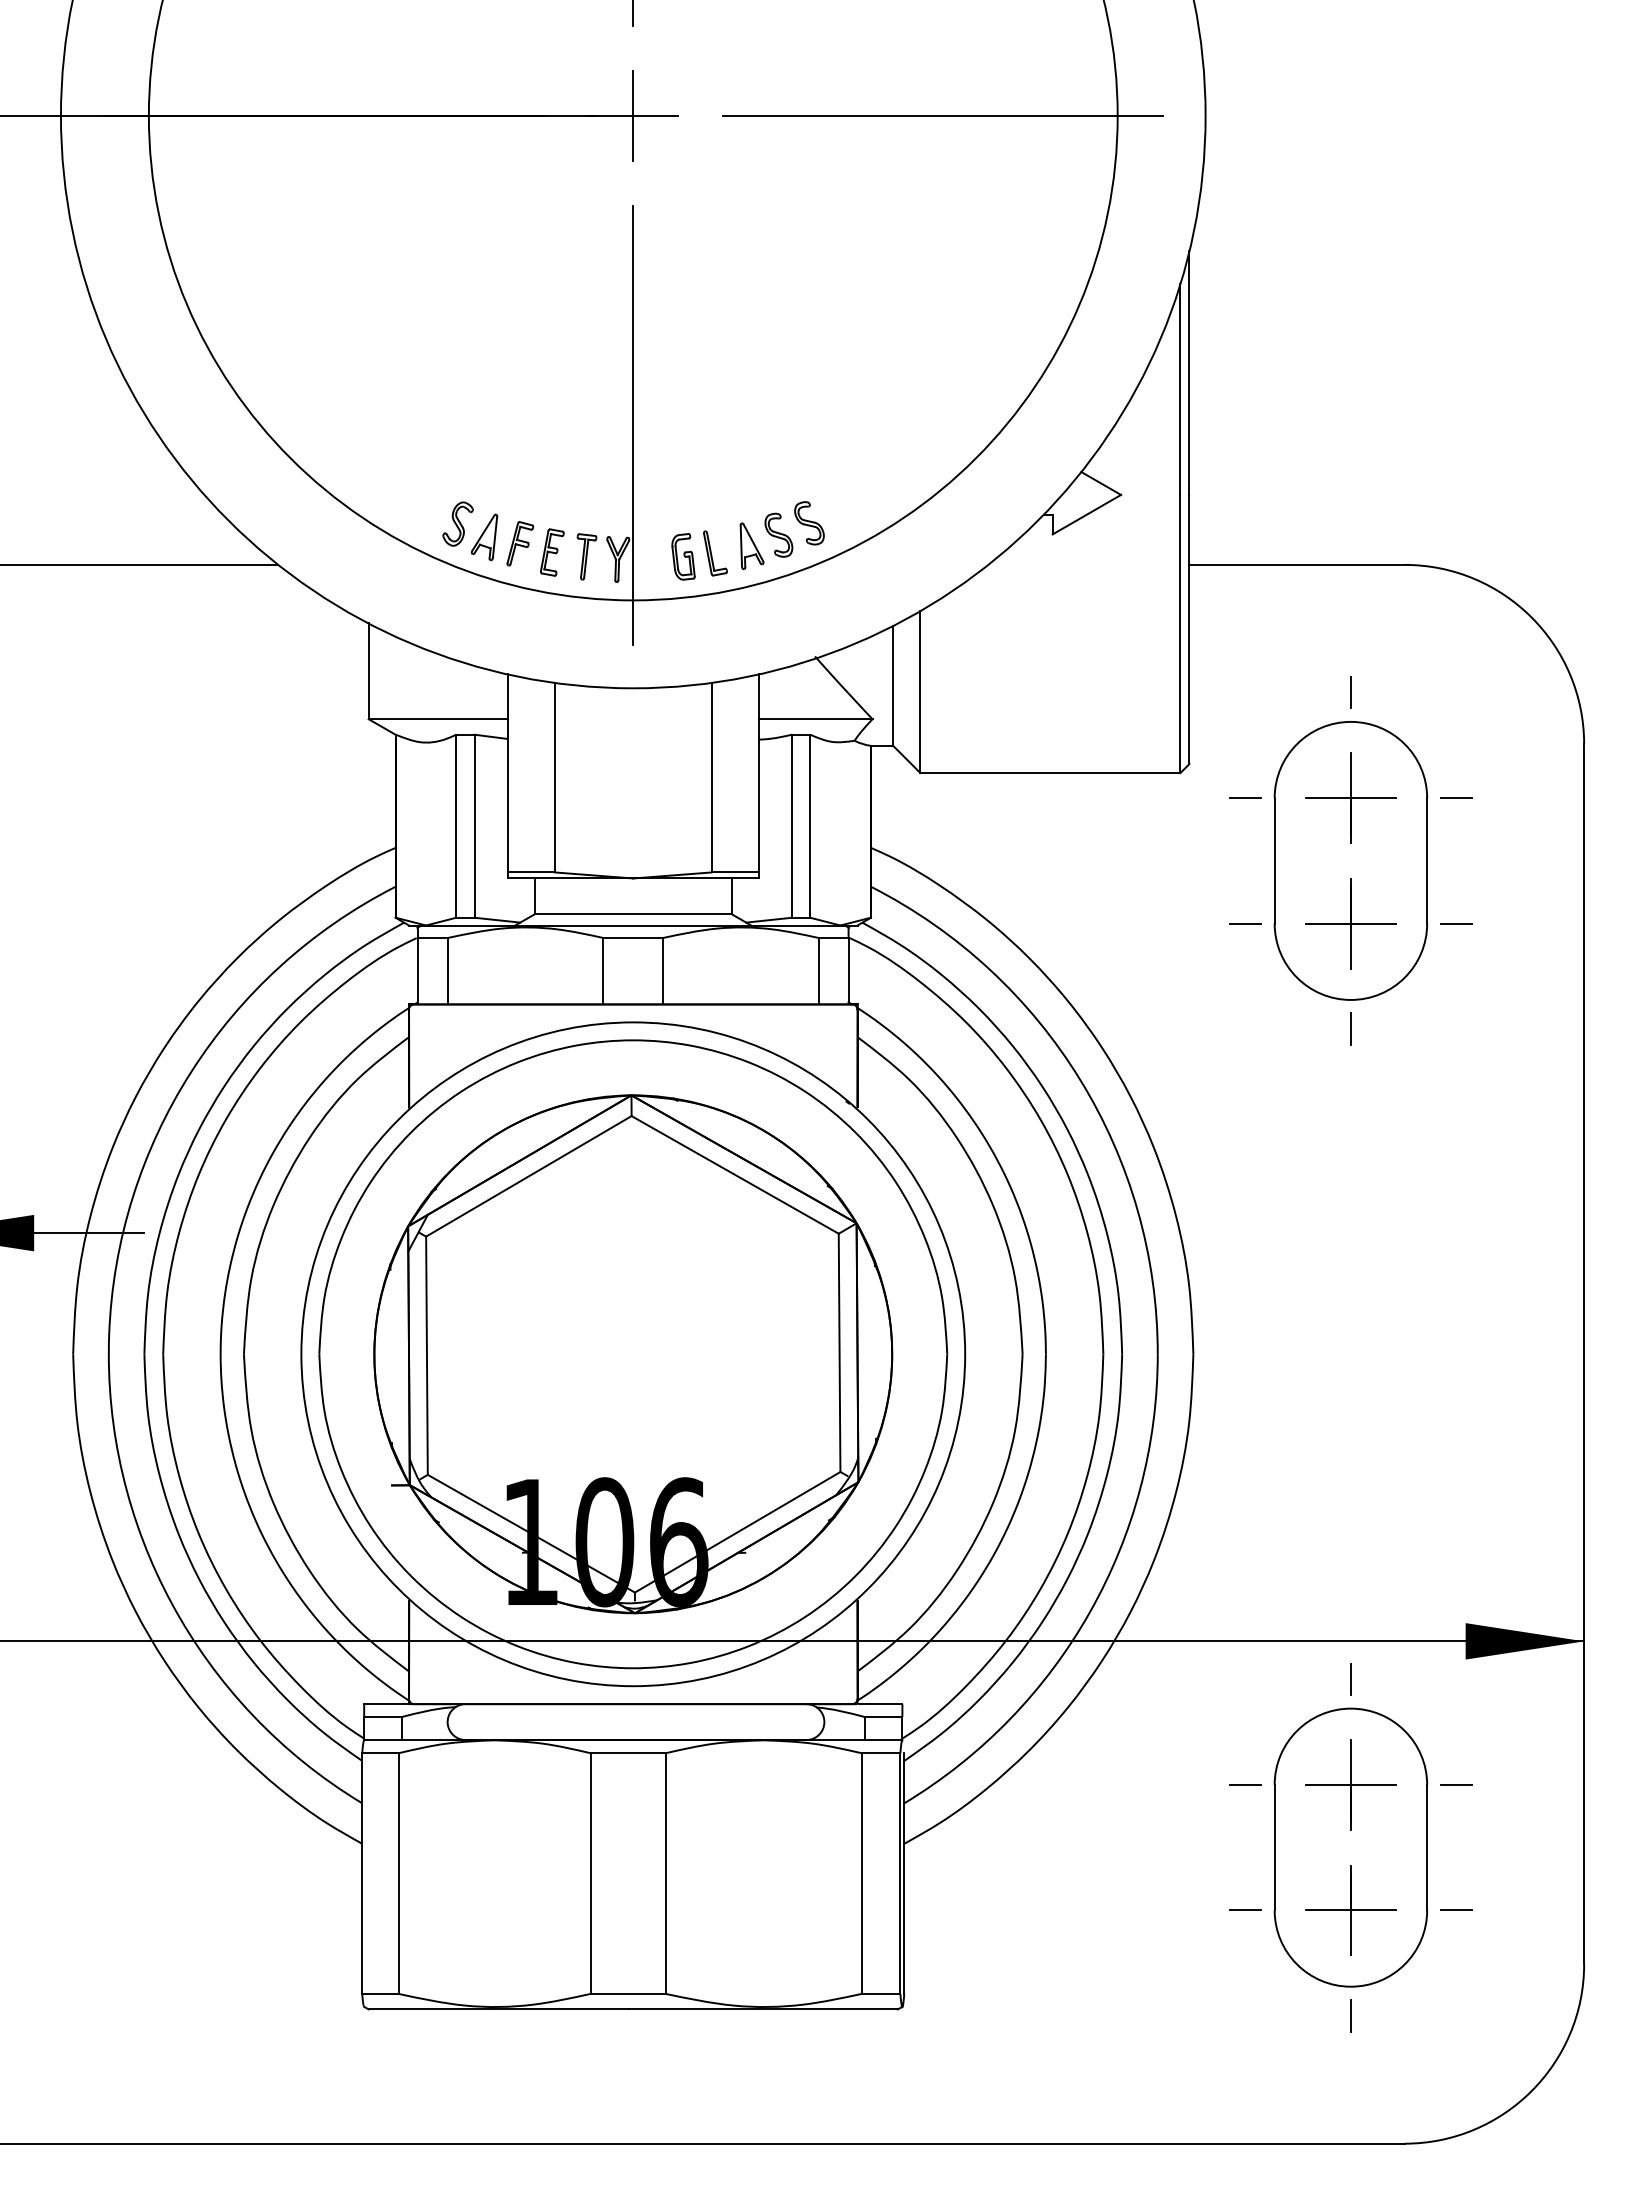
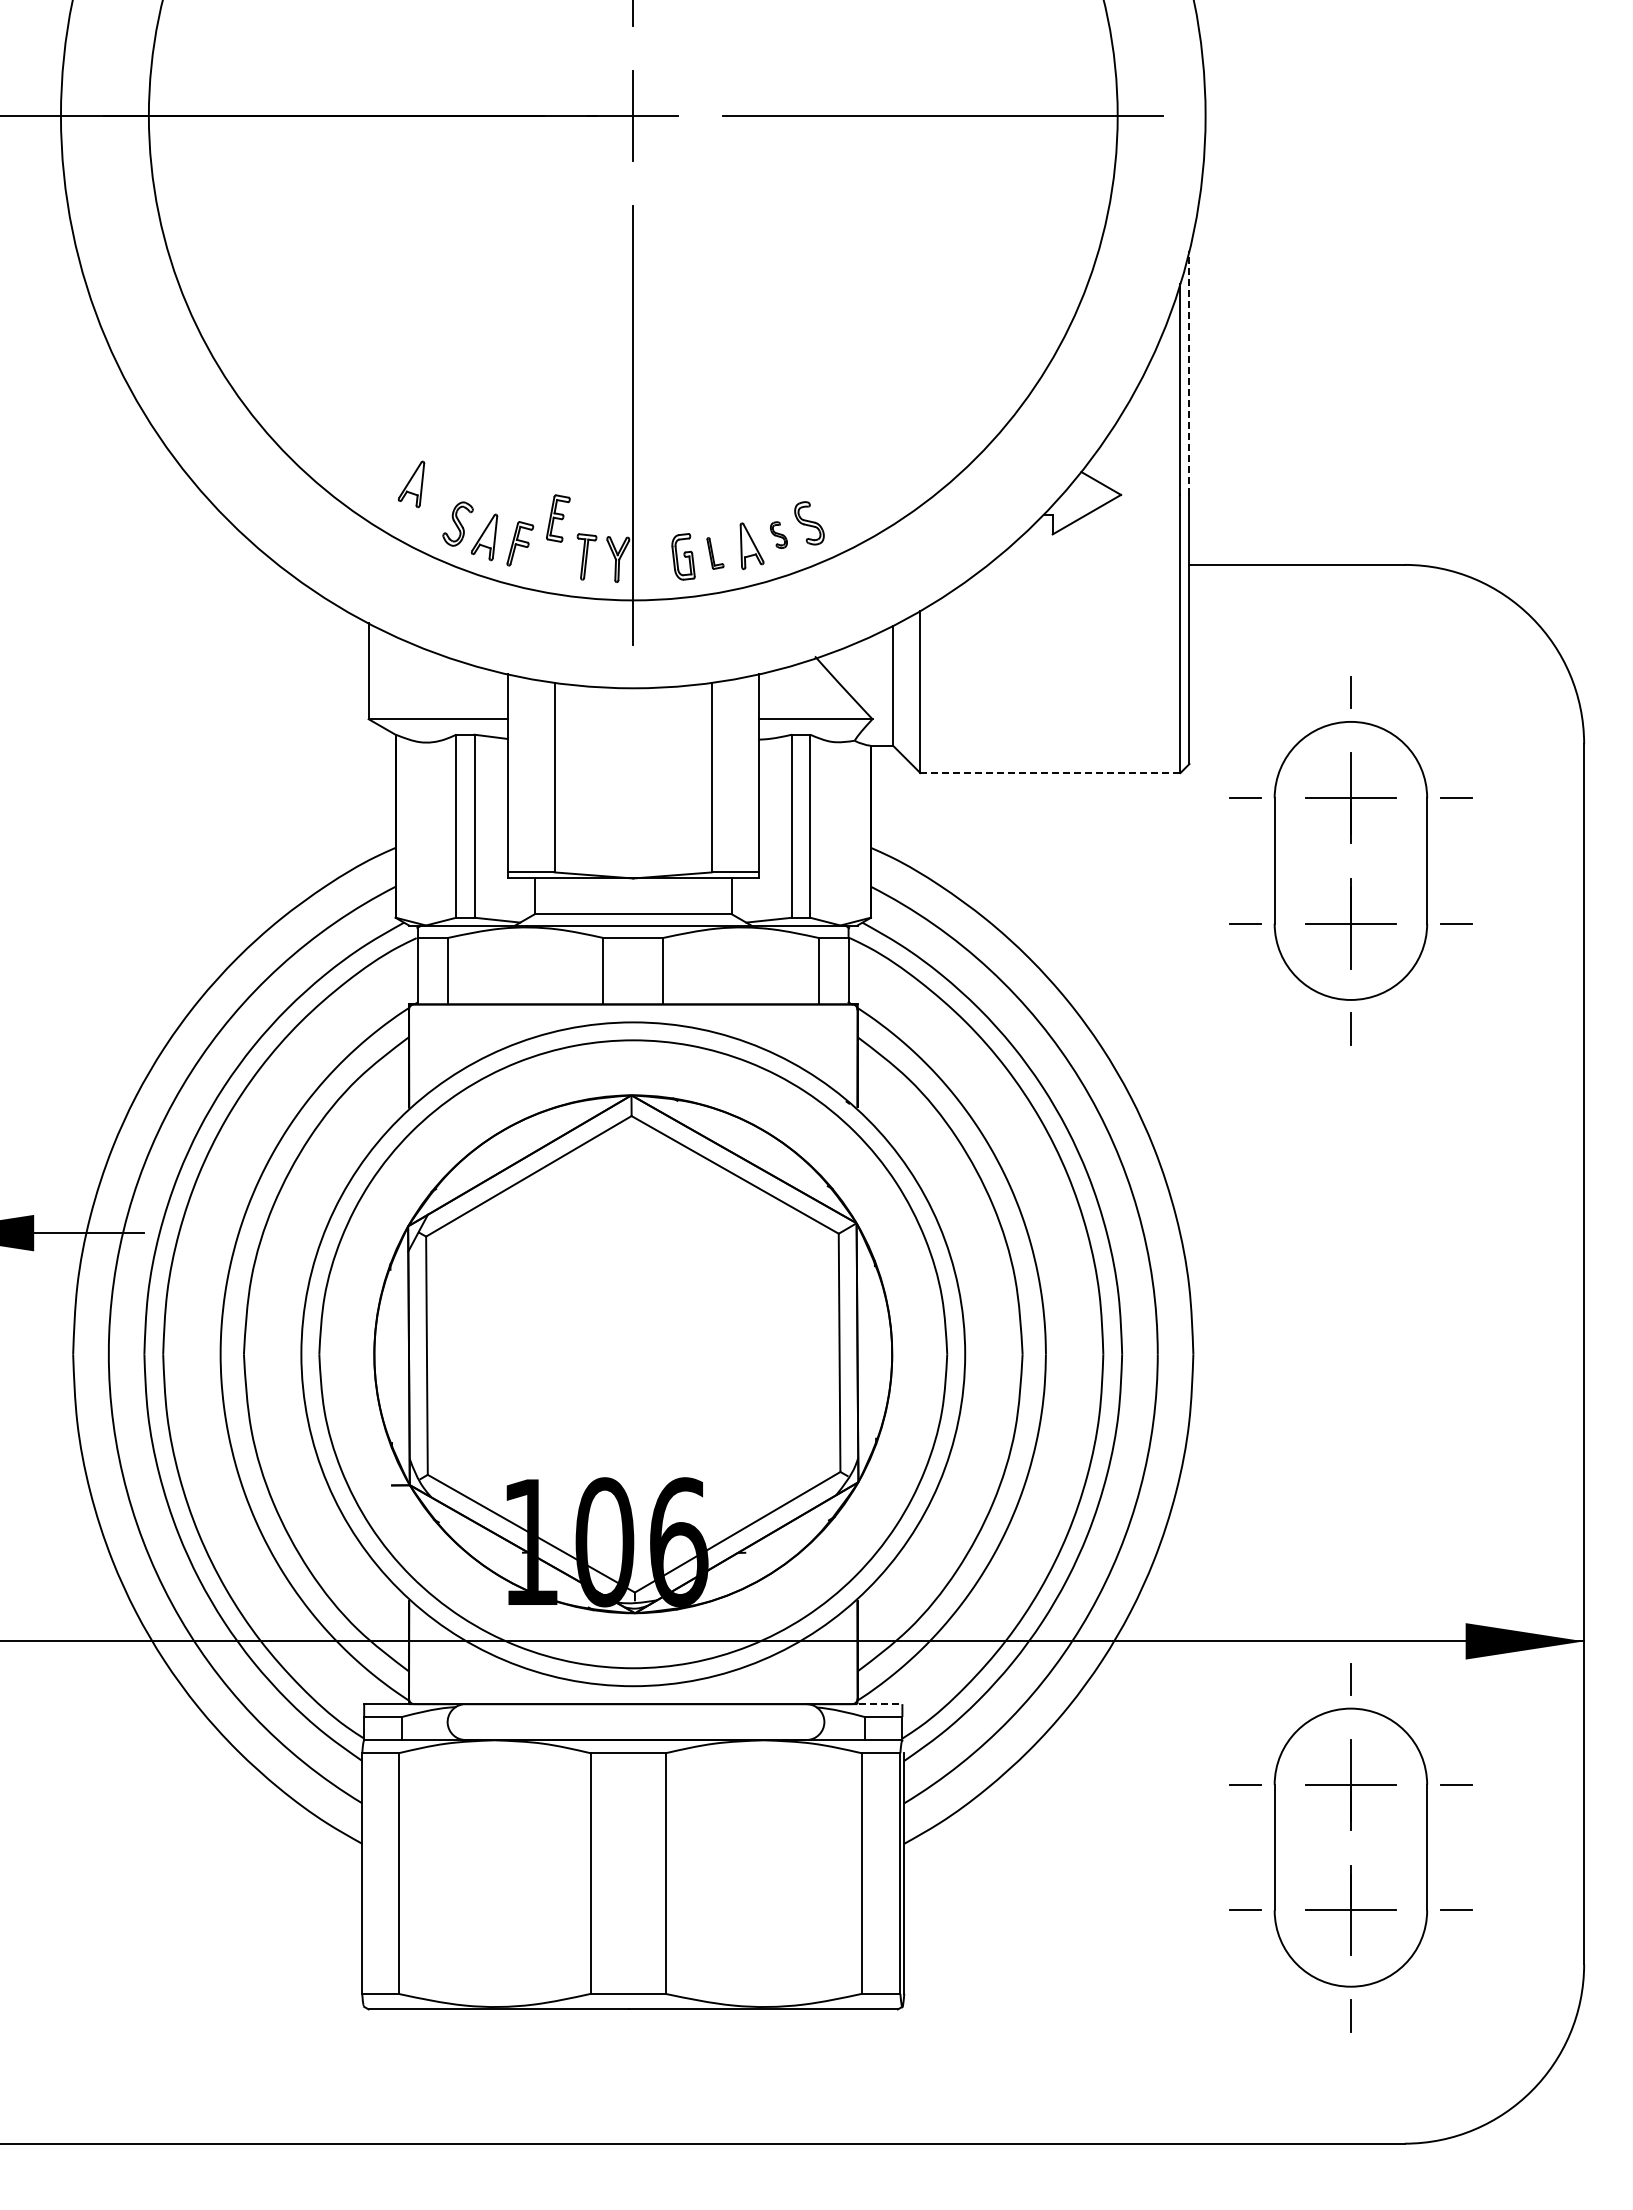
line: solid -> dashed (1189, 372)
part: none -> present (411, 484)
part size: 30x46 px -> 18x28 px (778, 534)
part position: (552, 552) -> (558, 518) (558, 518)
part size: 25x47 px -> 19x33 px (715, 553)
line: present -> none (140, 564)
line: solid -> dashed (1050, 773)
line: solid -> dashed (880, 1704)
